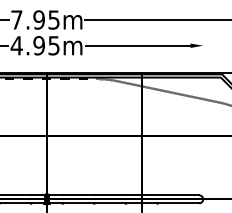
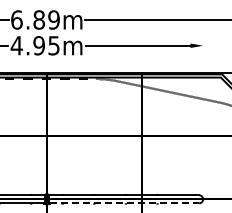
text: 7.95m -> 6.89m (35, 19)
line: solid -> dashed (124, 203)
